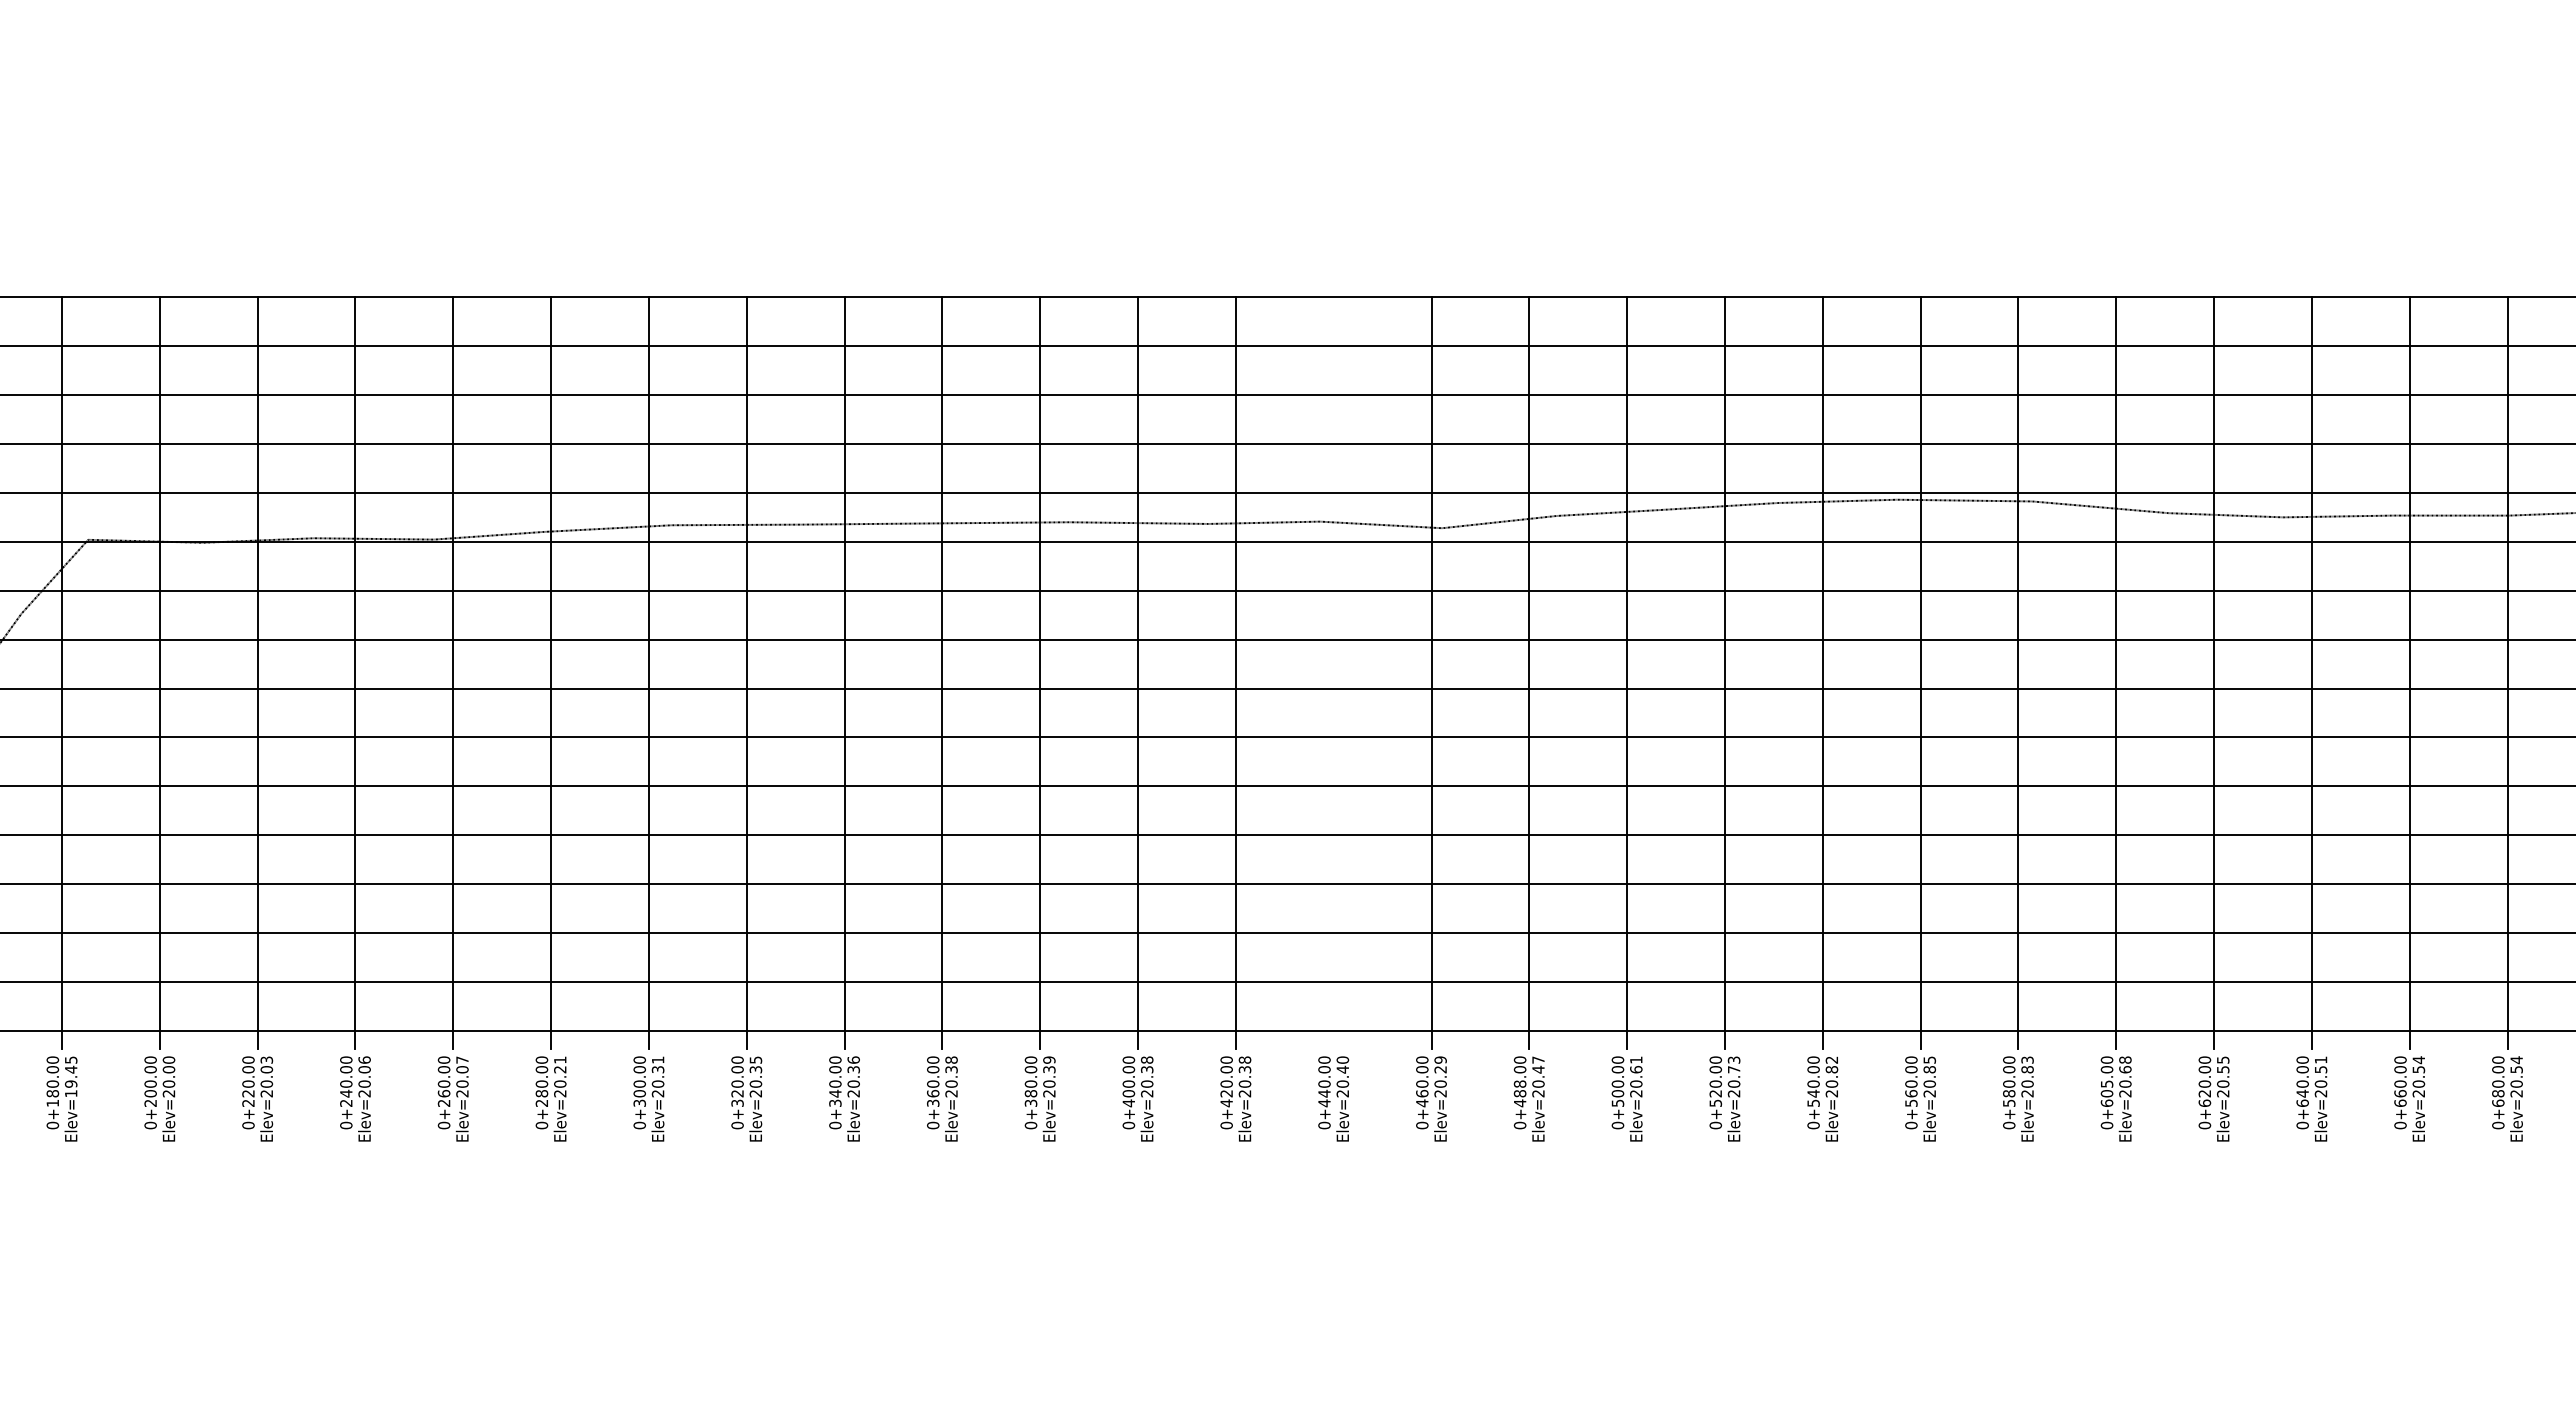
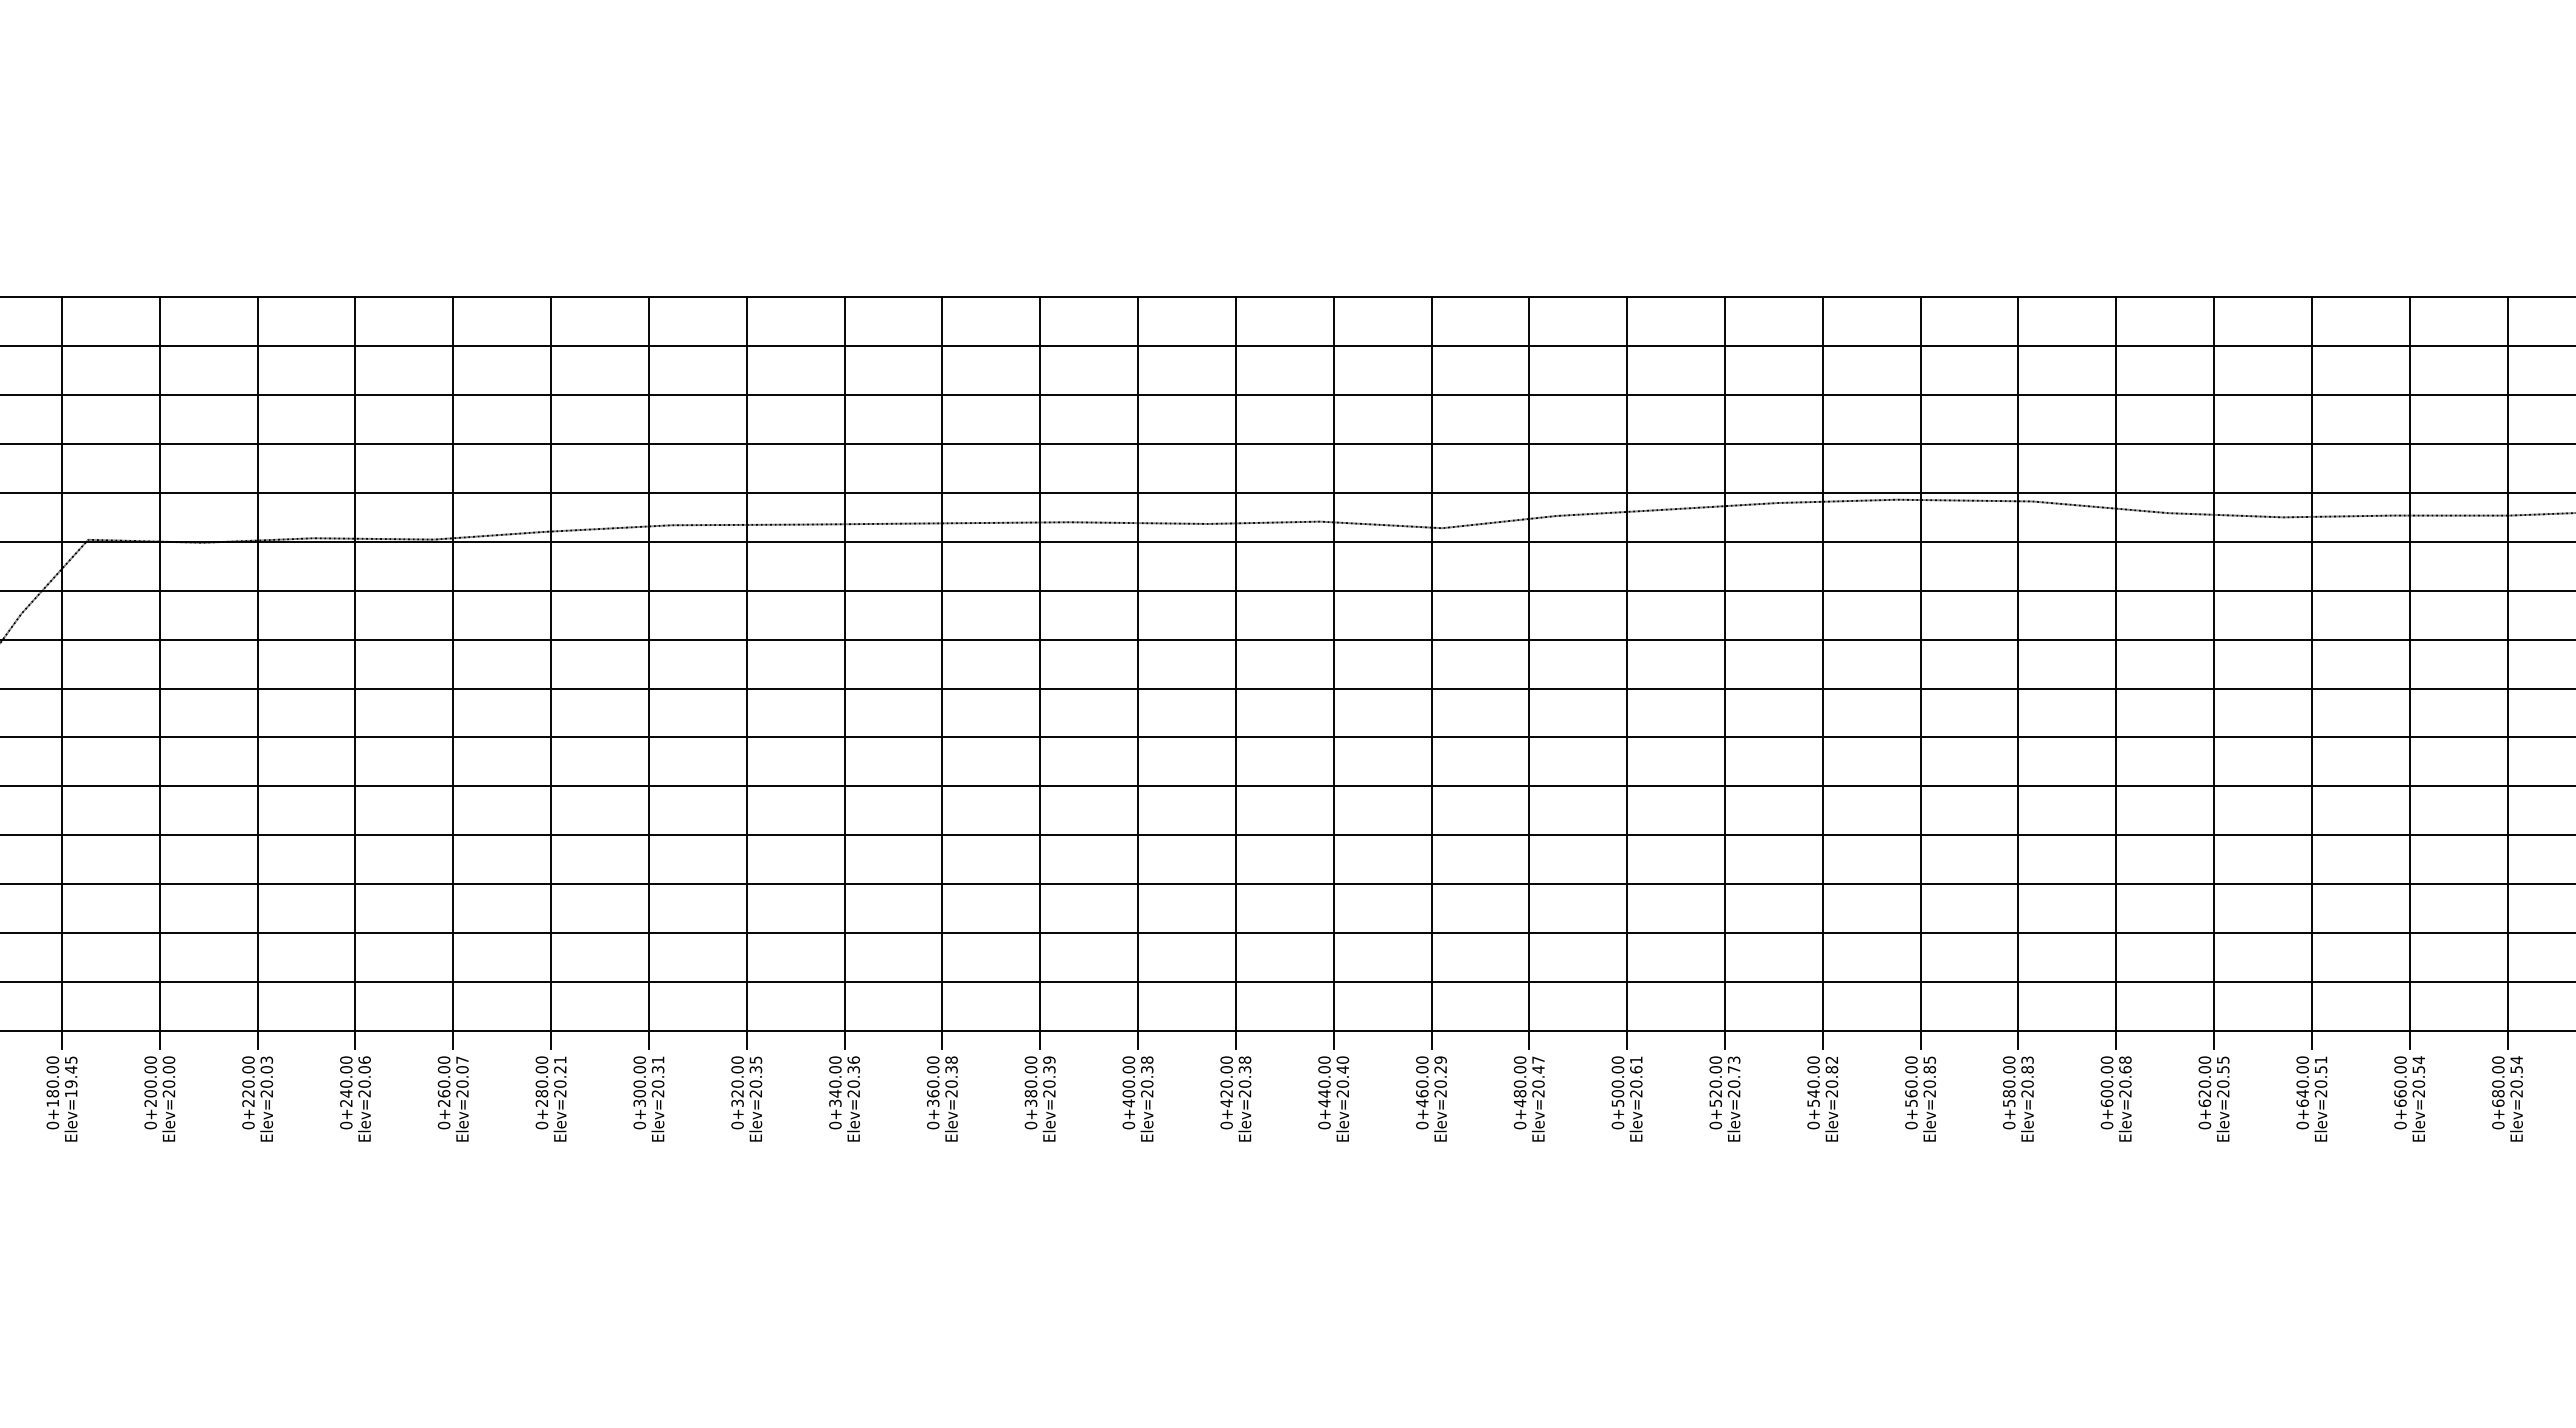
line: none -> present (1333, 673)
text: 0+488.00 -> 0+480.00 (1520, 1083)
text: 0+605.00 -> 0+600.00 (2106, 1083)
